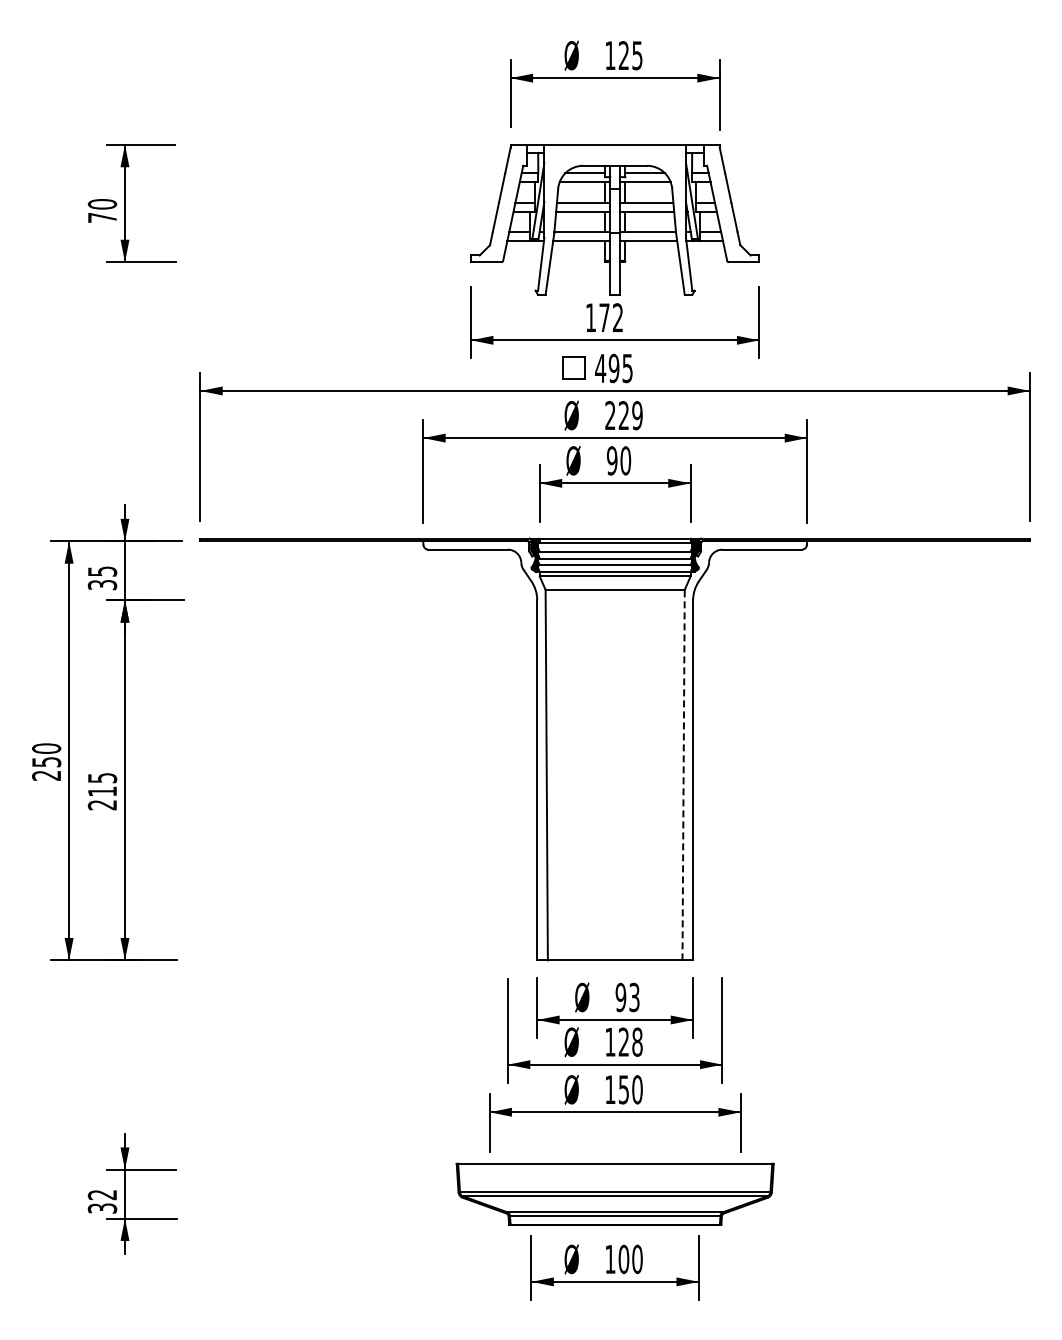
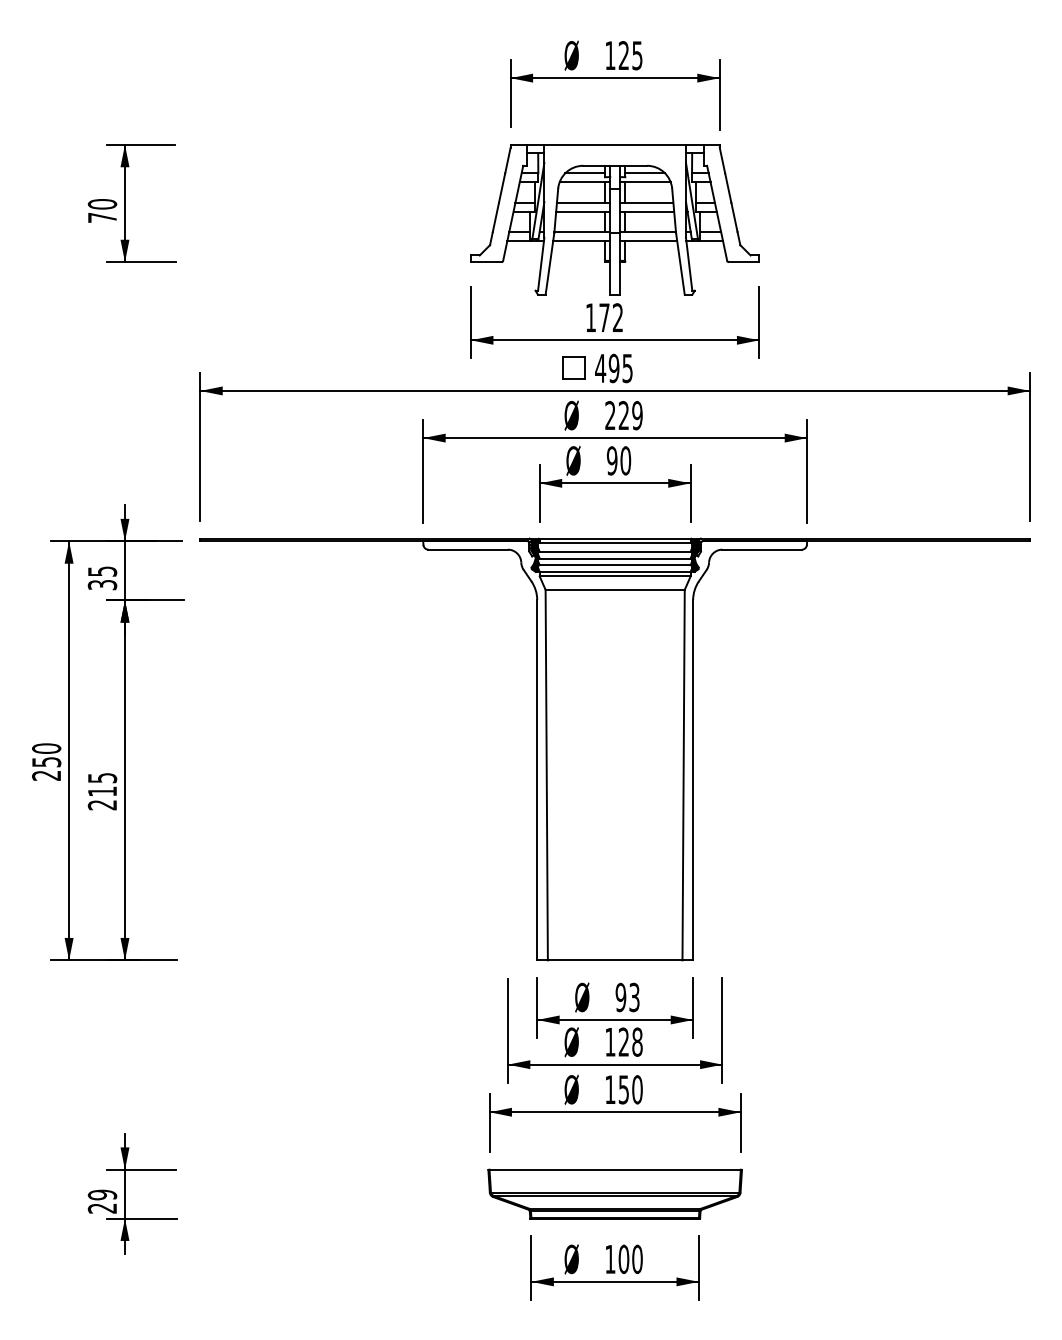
line: dashed -> solid (683, 774)
part size: 320x64 px -> 256x52 px (614, 1193)
text: 32 -> 29 (102, 1201)
